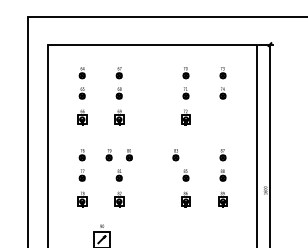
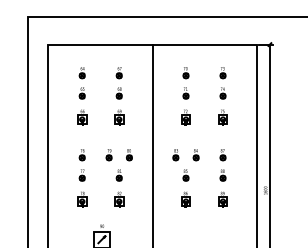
part: none -> present (222, 117)
line: none -> present (152, 144)
part: none -> present (195, 155)
